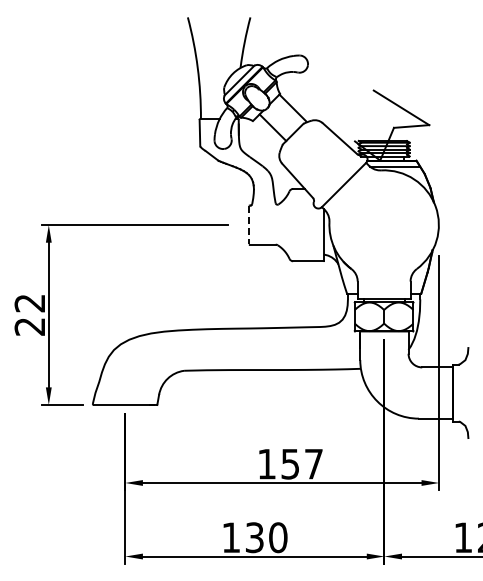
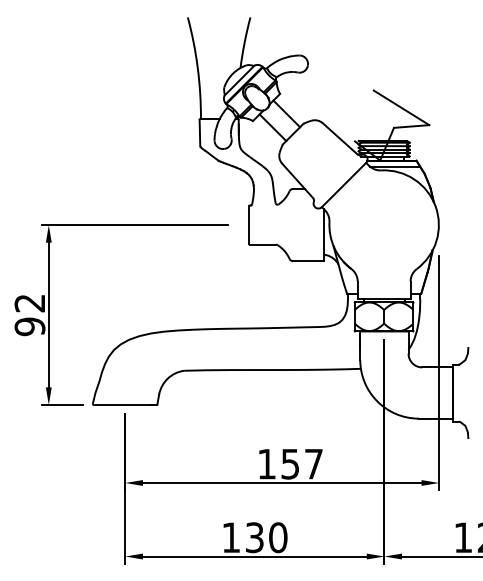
line position: (292, 107) -> (286, 113) (286, 113)
line: dashed -> solid (249, 225)
text: 22 -> 92 (29, 326)
